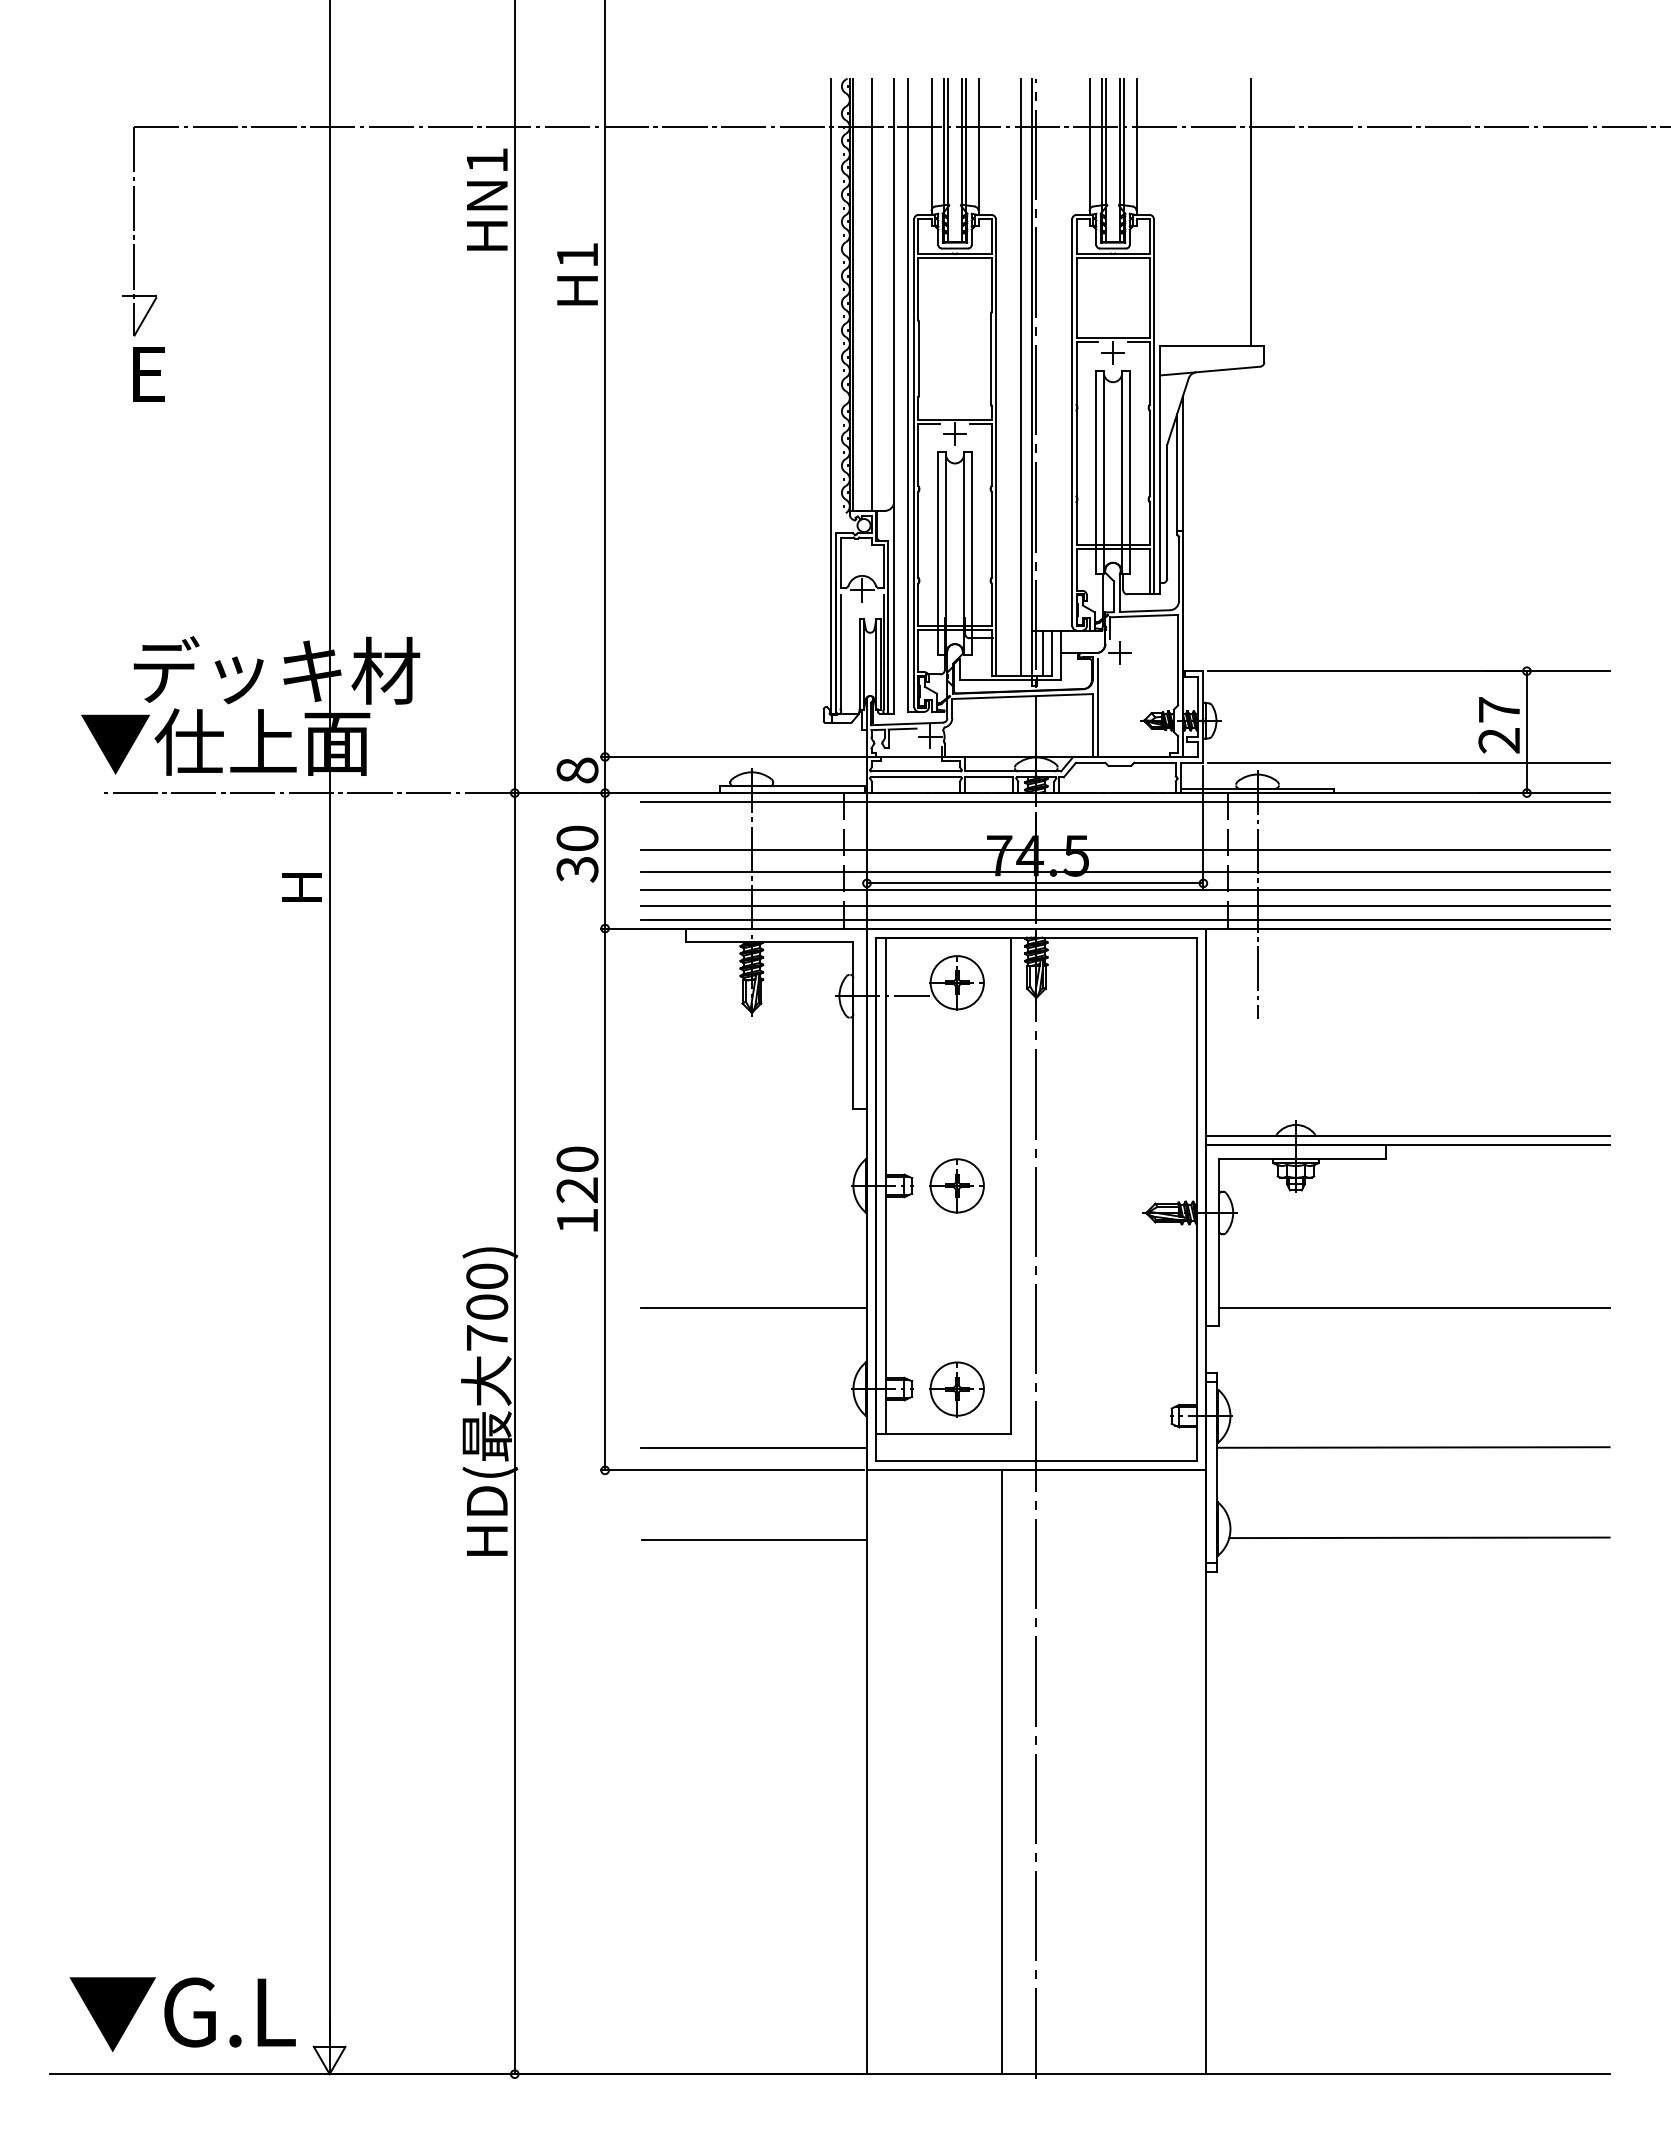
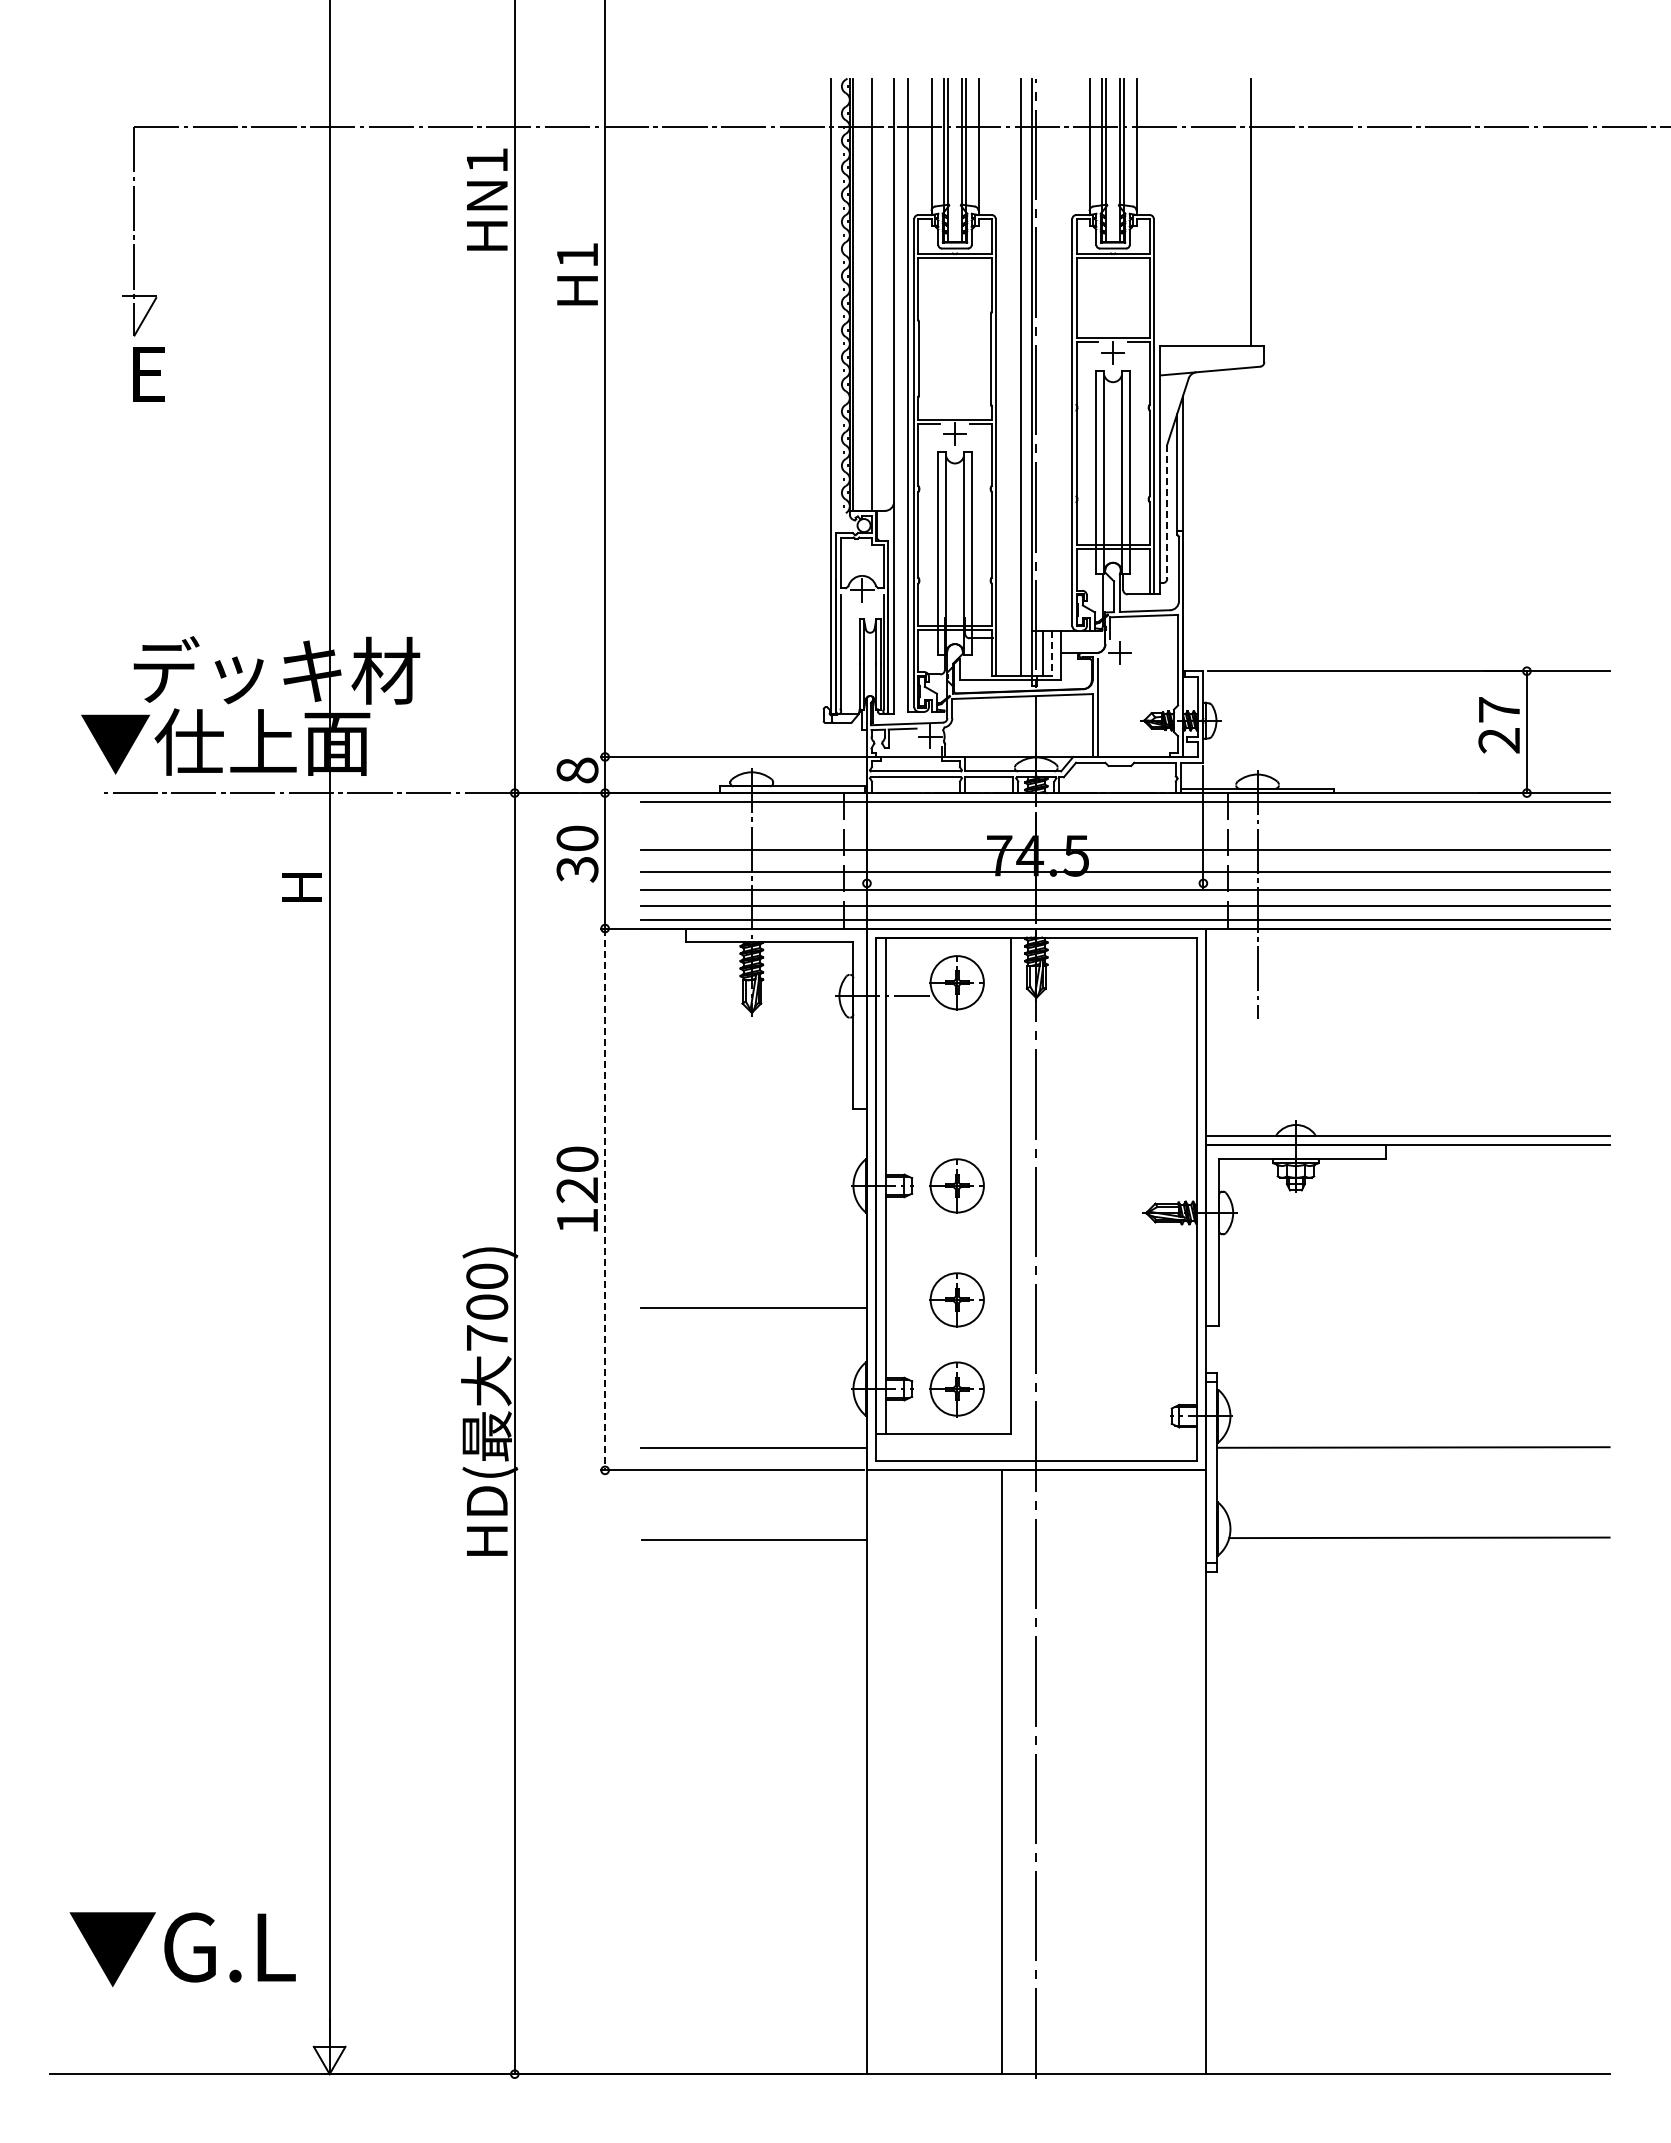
line: solid -> dashed (1167, 511)
line: solid -> dashed (1052, 653)
line: present -> none (1408, 762)
line: present -> none (1034, 883)
line: solid -> dashed (605, 1199)
part: none -> present (956, 1299)
line: present -> none (1414, 1307)
text position: (182, 2014) -> (182, 1949) (182, 1949)
